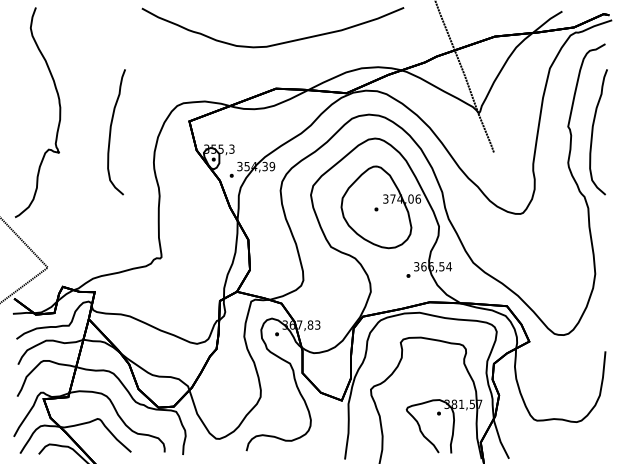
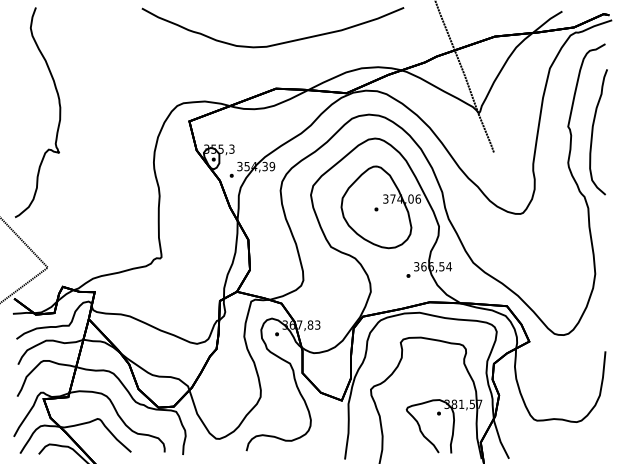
curve: present -> none (111, 132)
